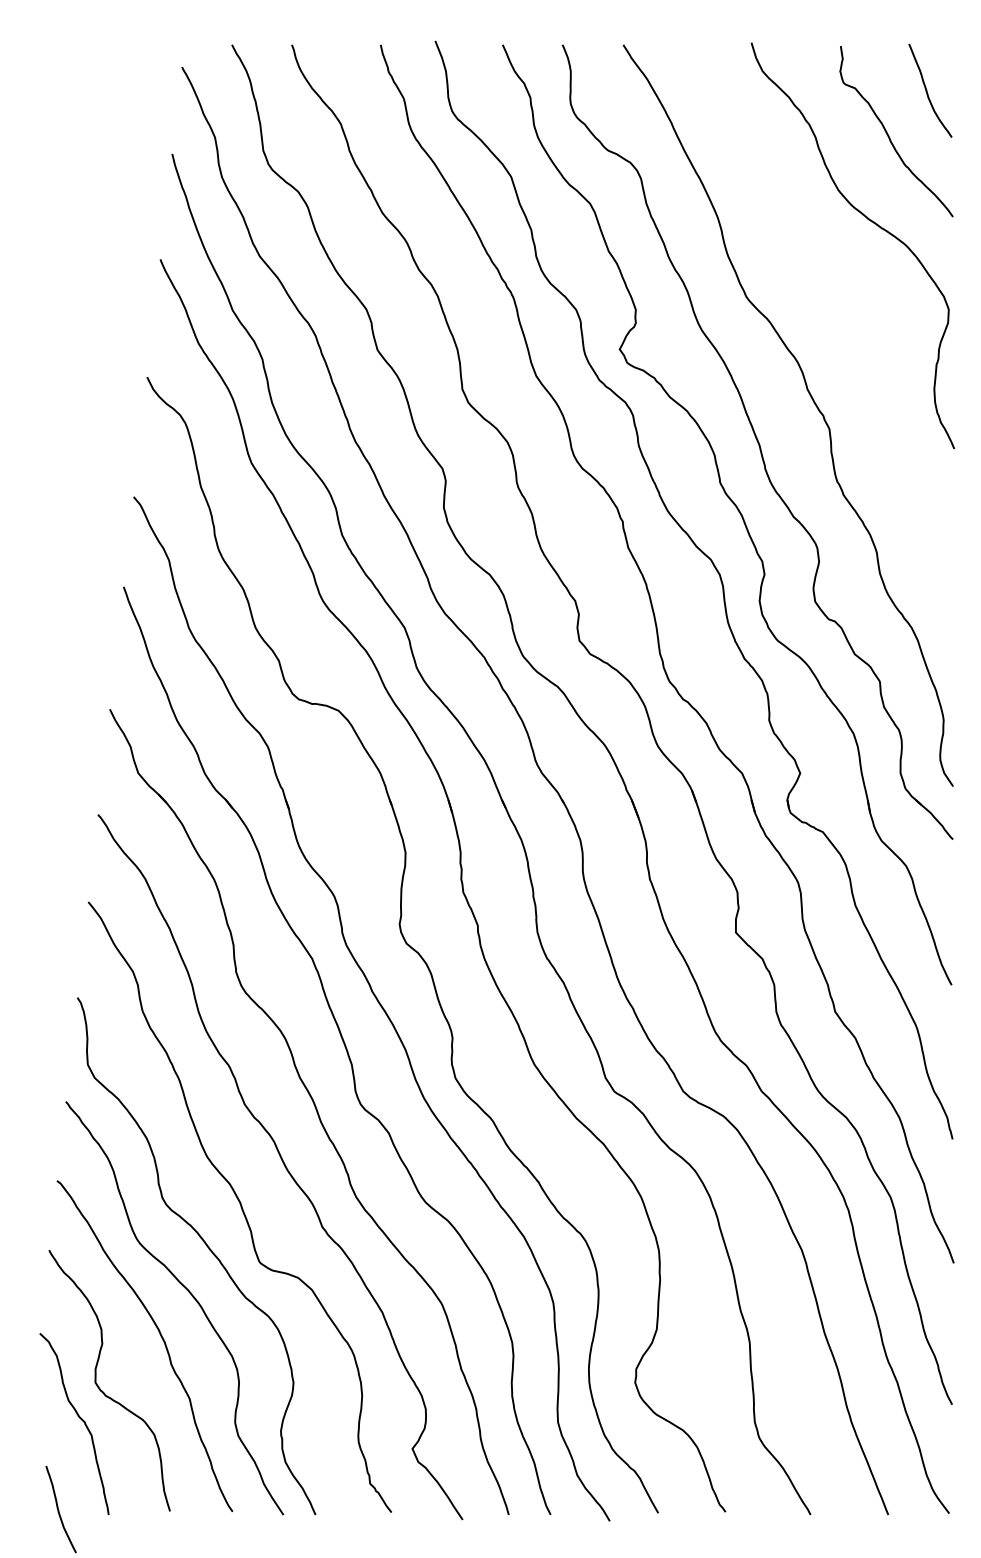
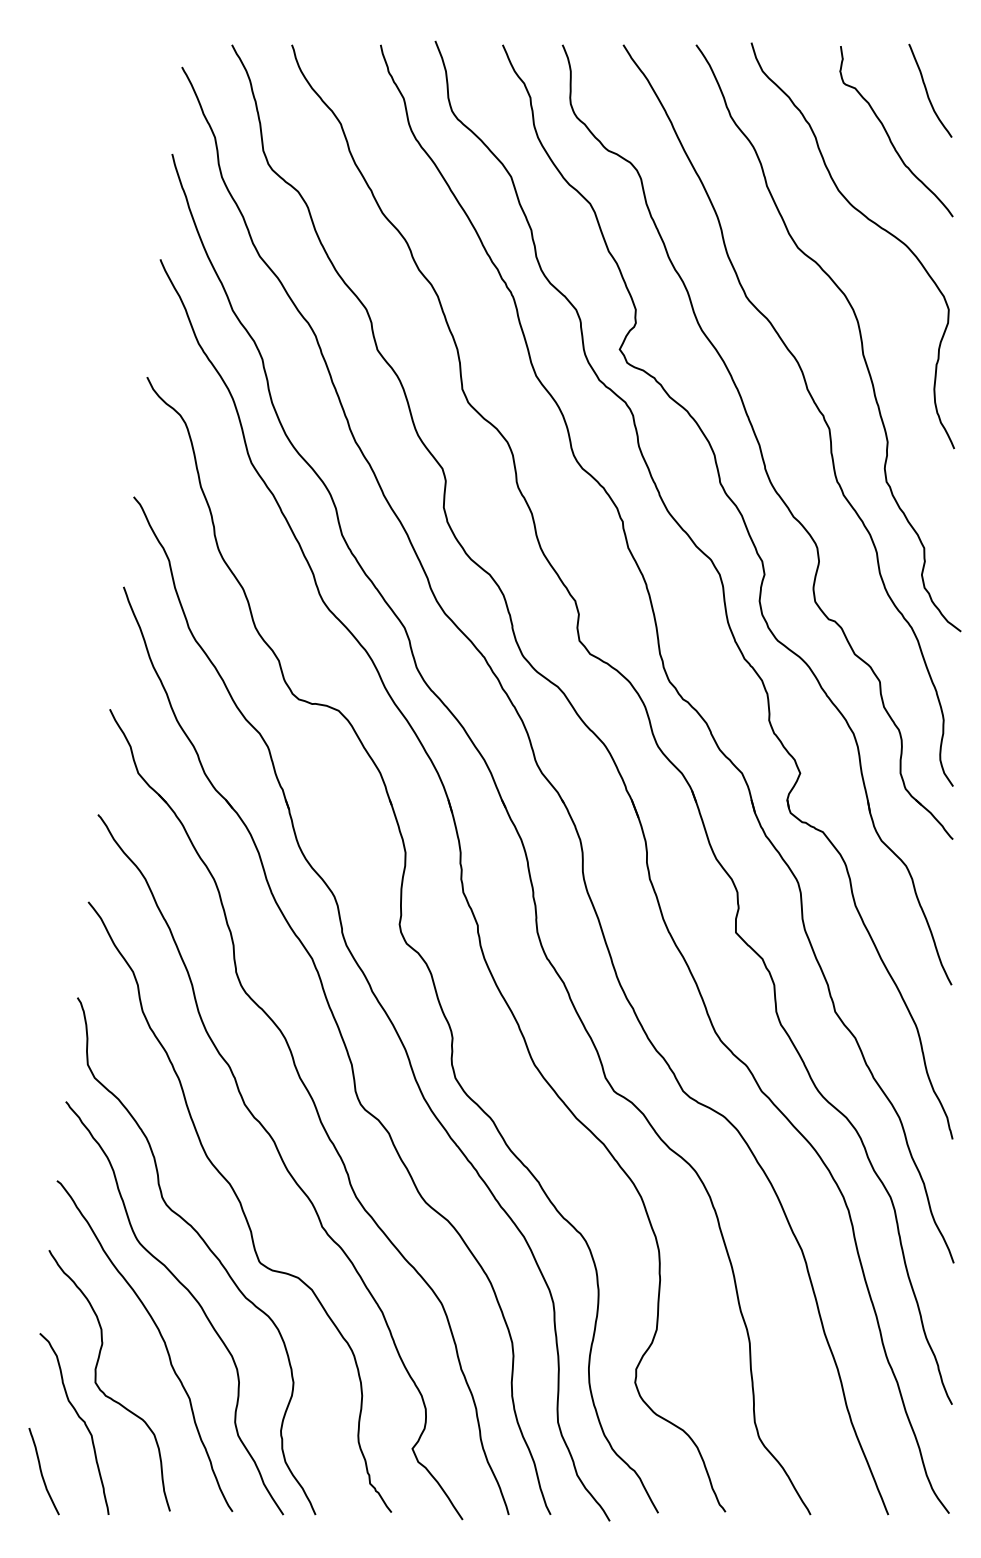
curve: none -> present (858, 330)
curve position: (59, 1510) -> (42, 1472) (42, 1472)
